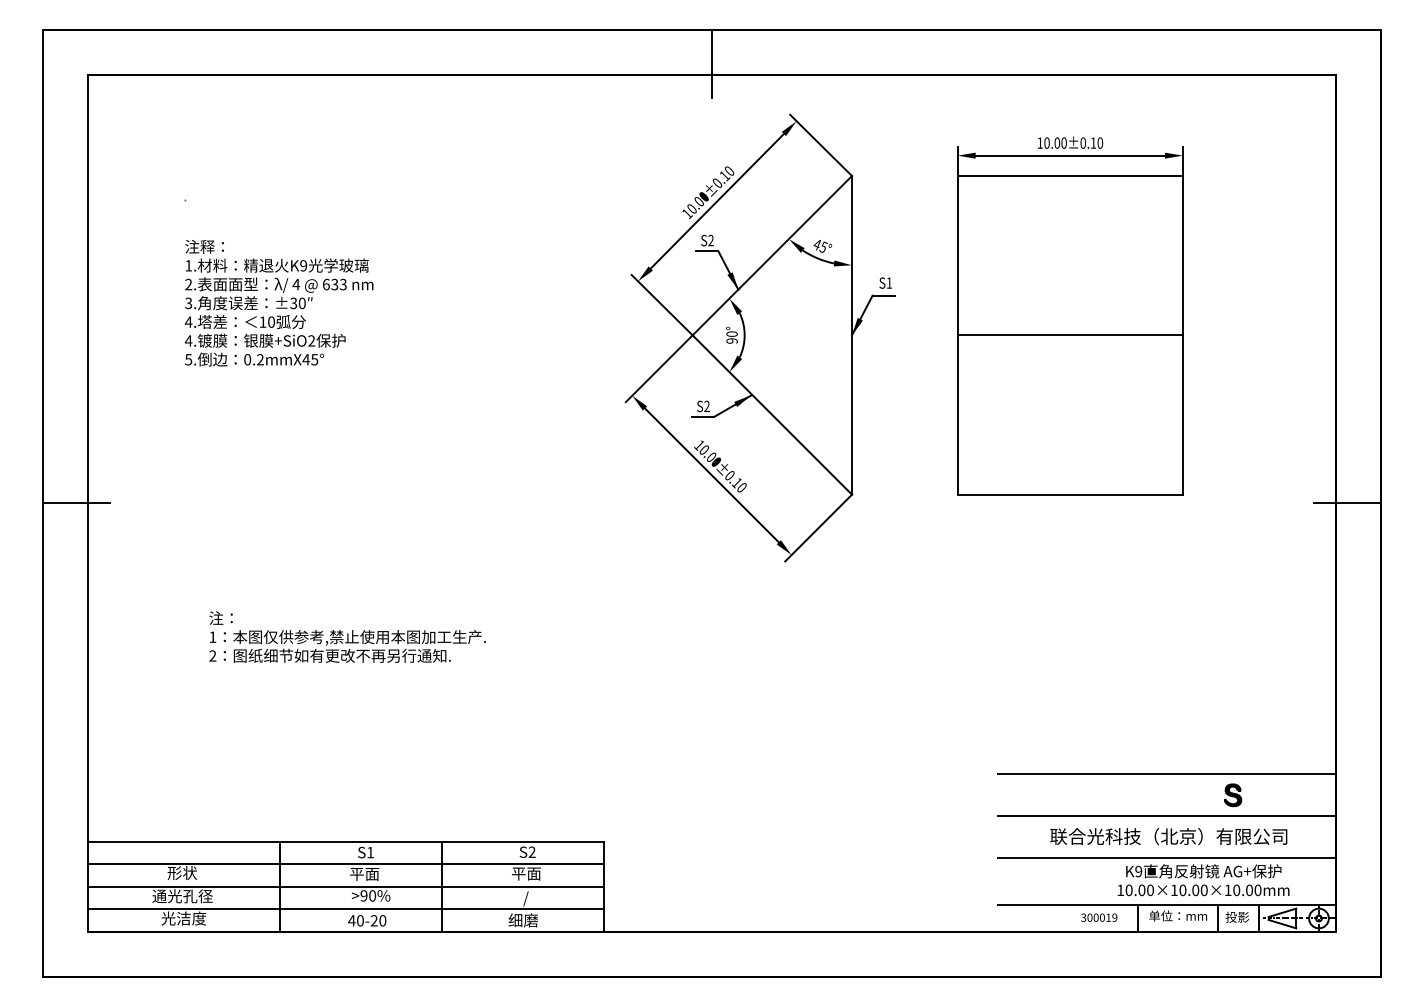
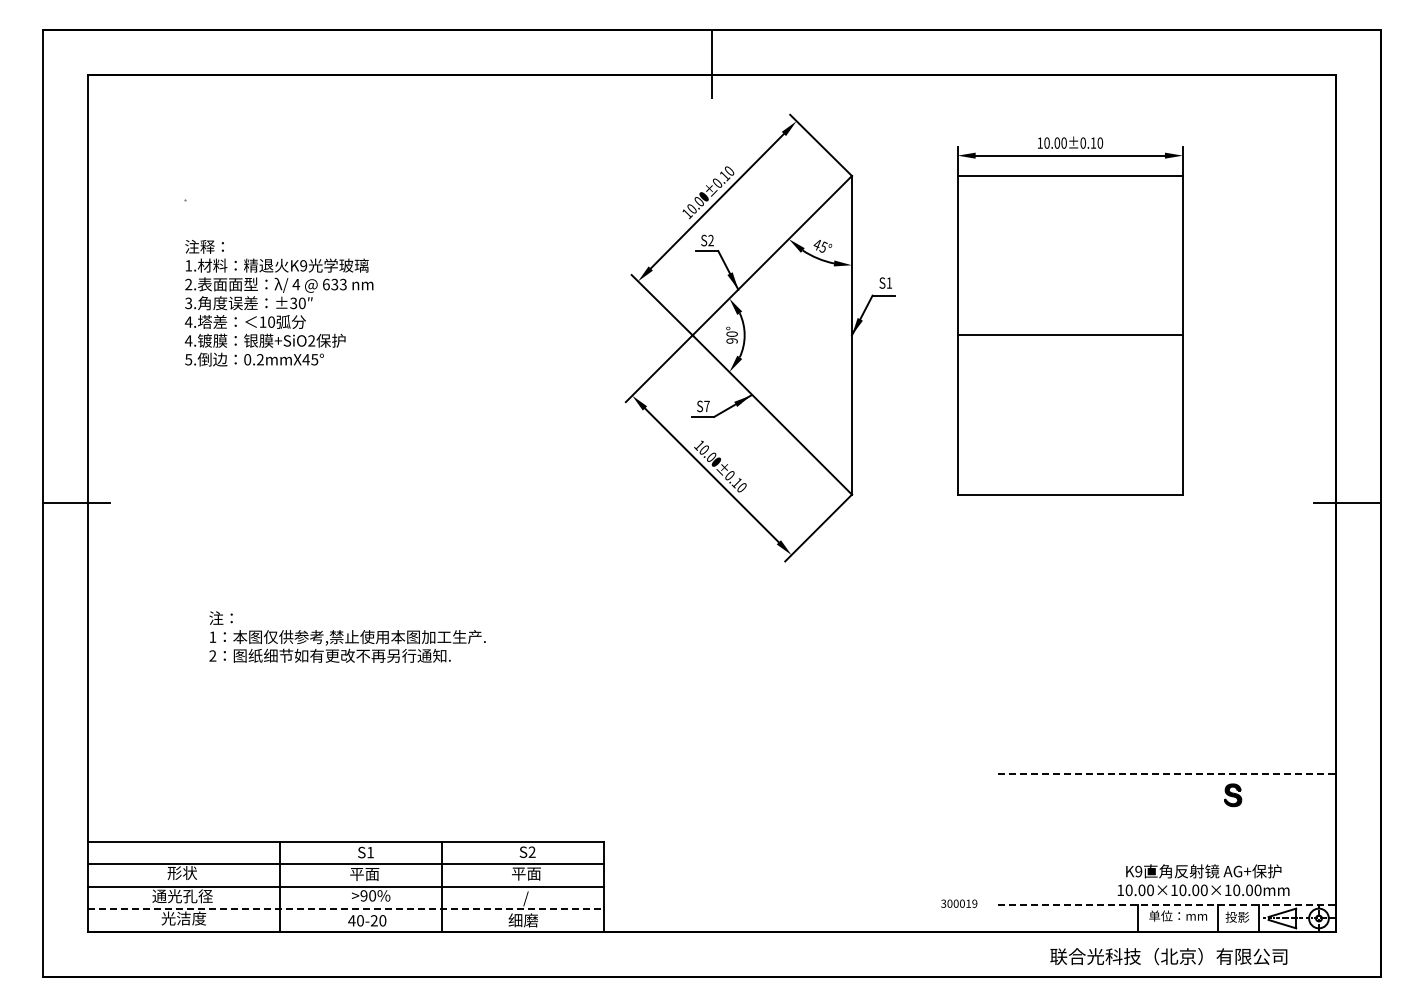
text: S2 -> S7 (706, 405)
line: solid -> dashed (1167, 773)
line: present -> none (1167, 815)
text position: (1168, 836) -> (1168, 956) (1168, 956)
line: present -> none (1167, 858)
line: solid -> dashed (1167, 905)
line: solid -> dashed (346, 909)
text position: (1099, 917) -> (959, 903) (959, 903)
